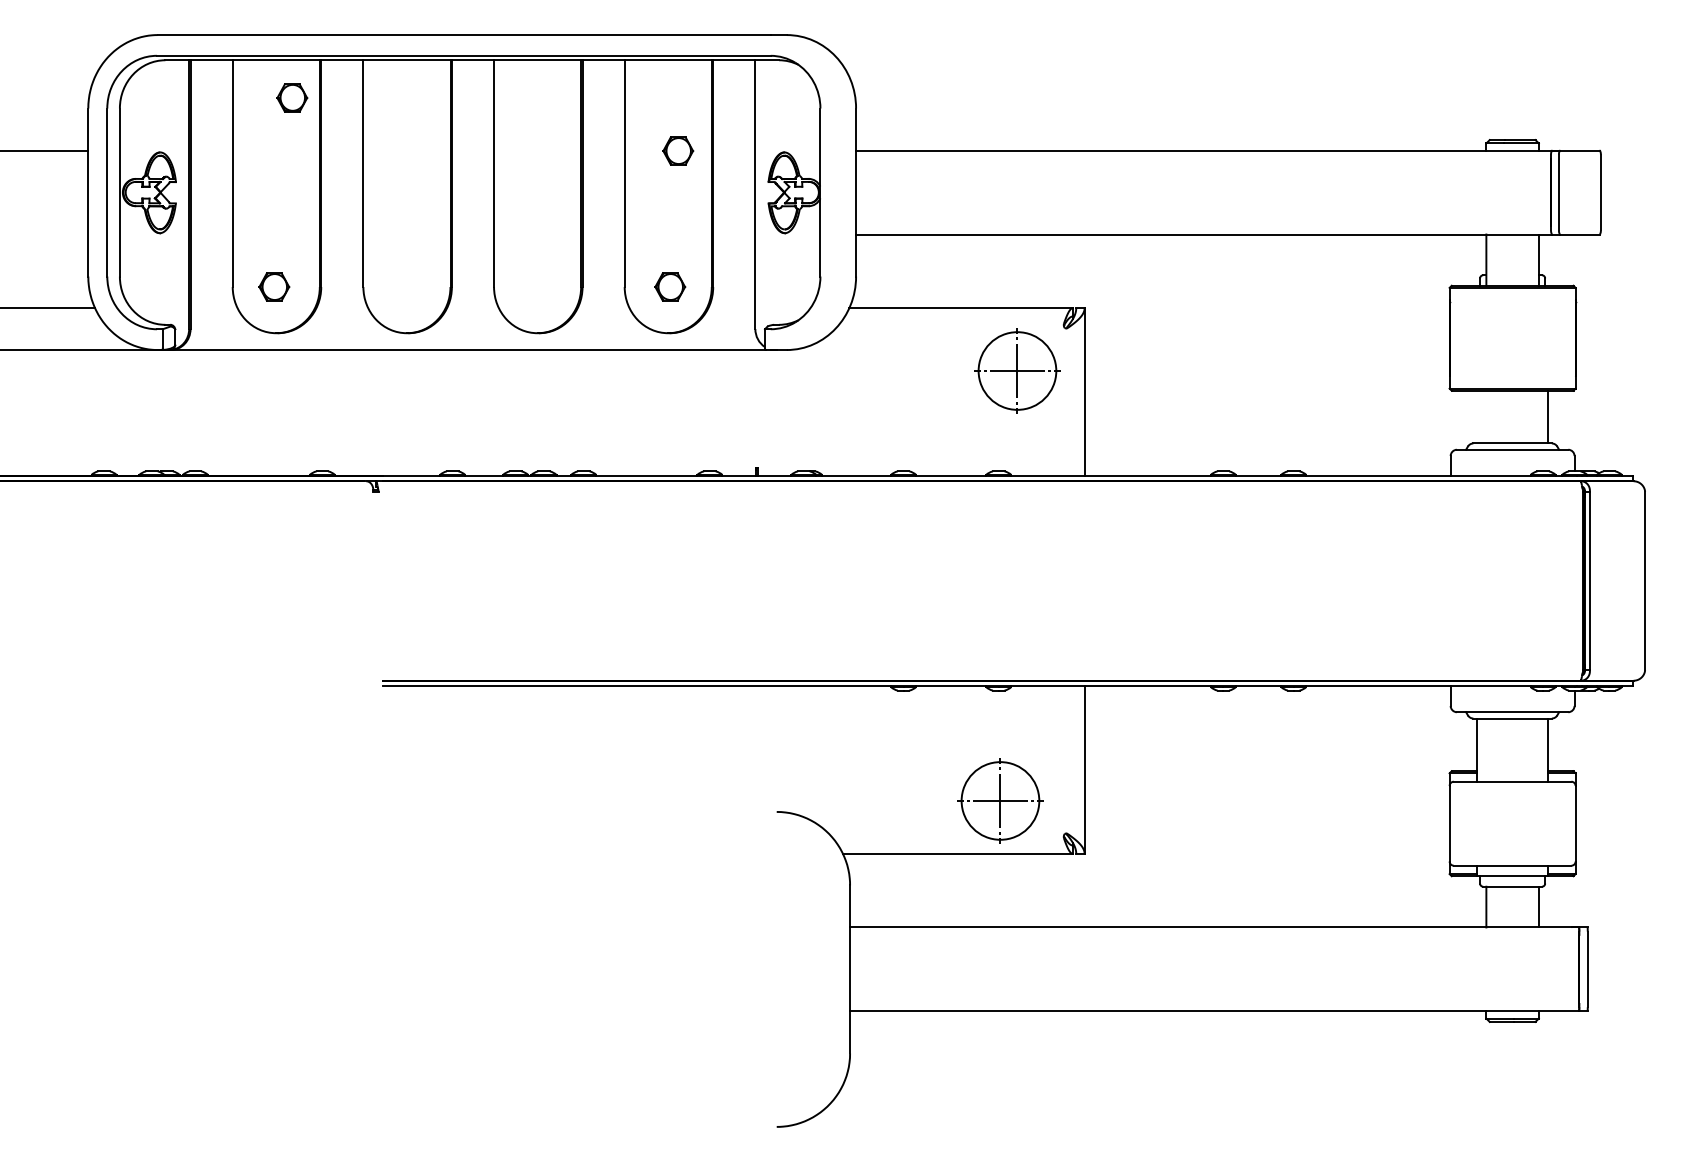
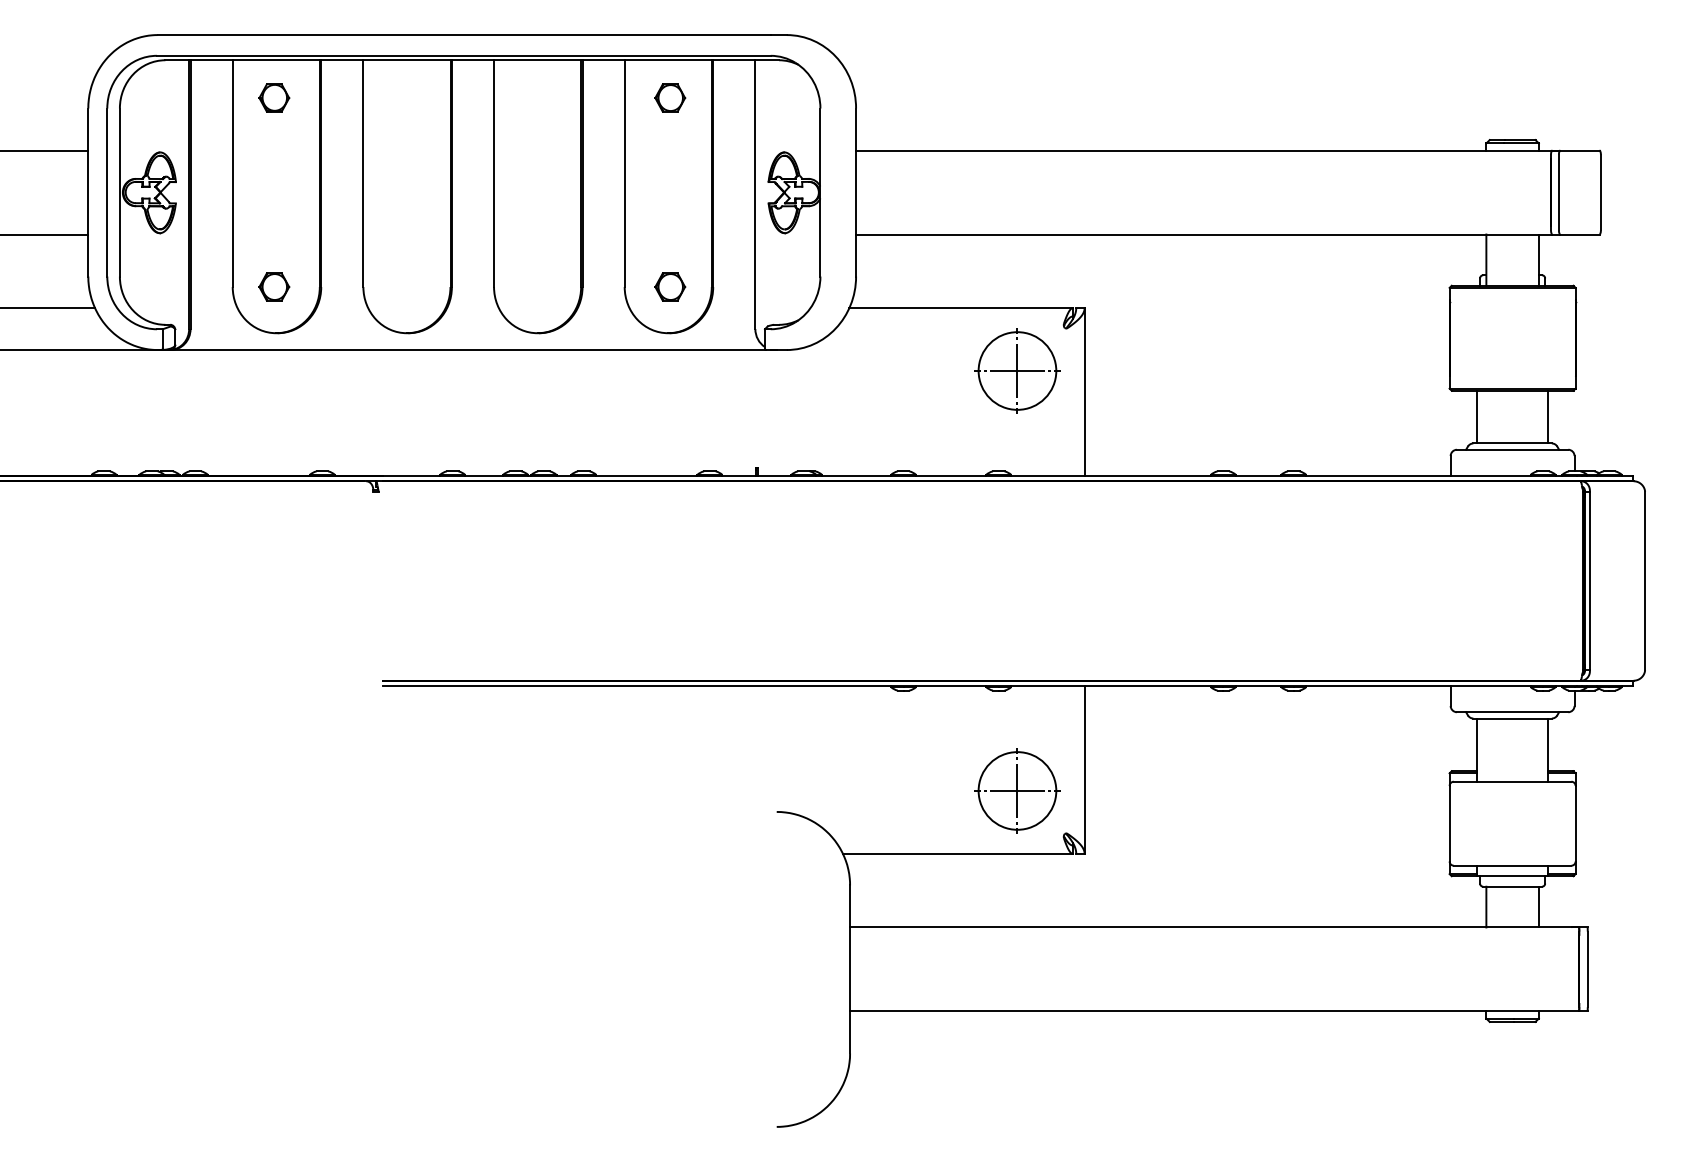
part position: (292, 97) -> (274, 97) (274, 97)
part position: (678, 150) -> (670, 97) (670, 97)
line: none -> present (45, 234)
line: none -> present (1477, 416)
part position: (1000, 800) -> (1017, 790) (1017, 790)
